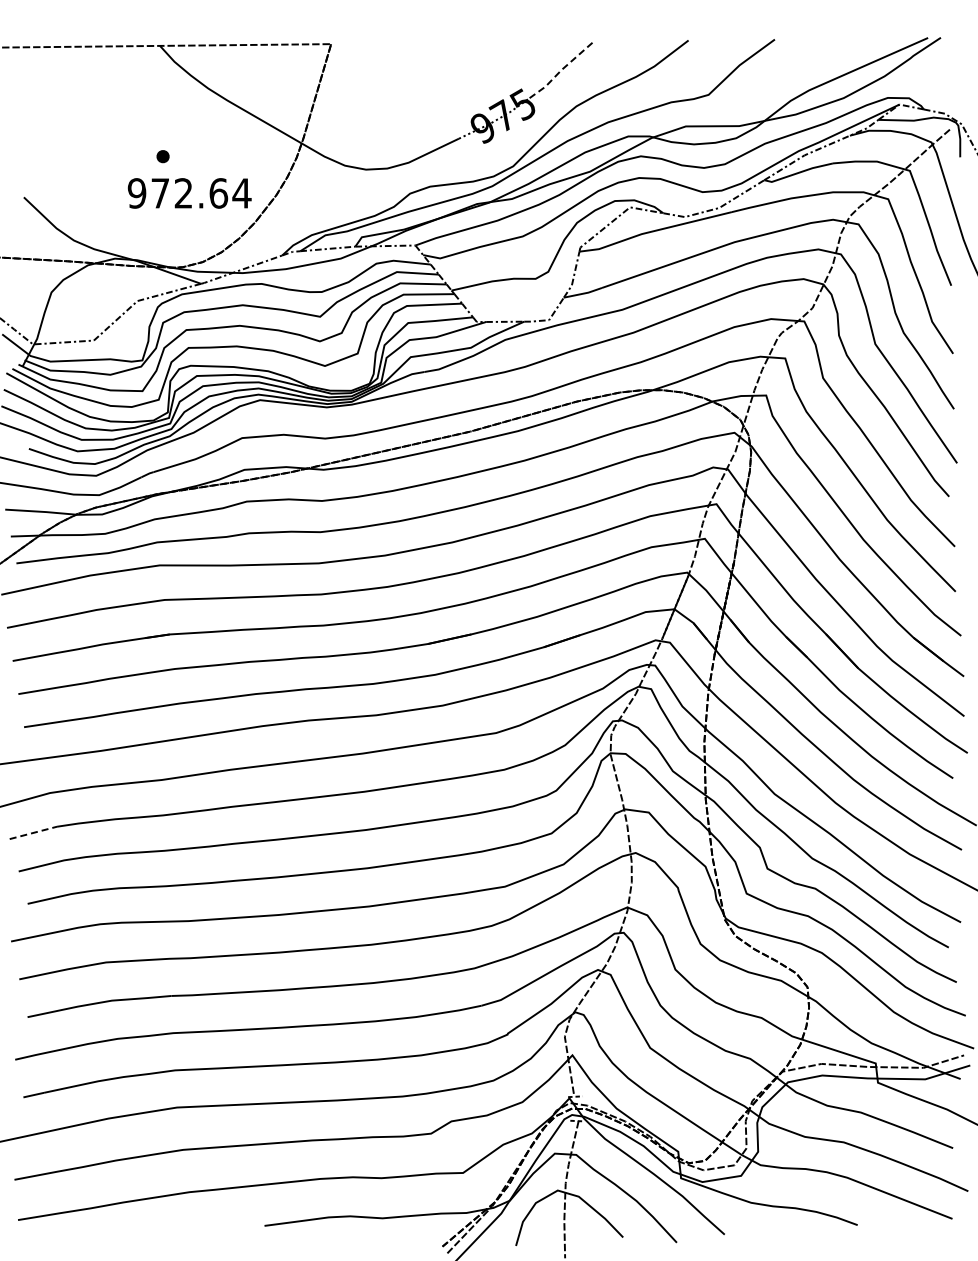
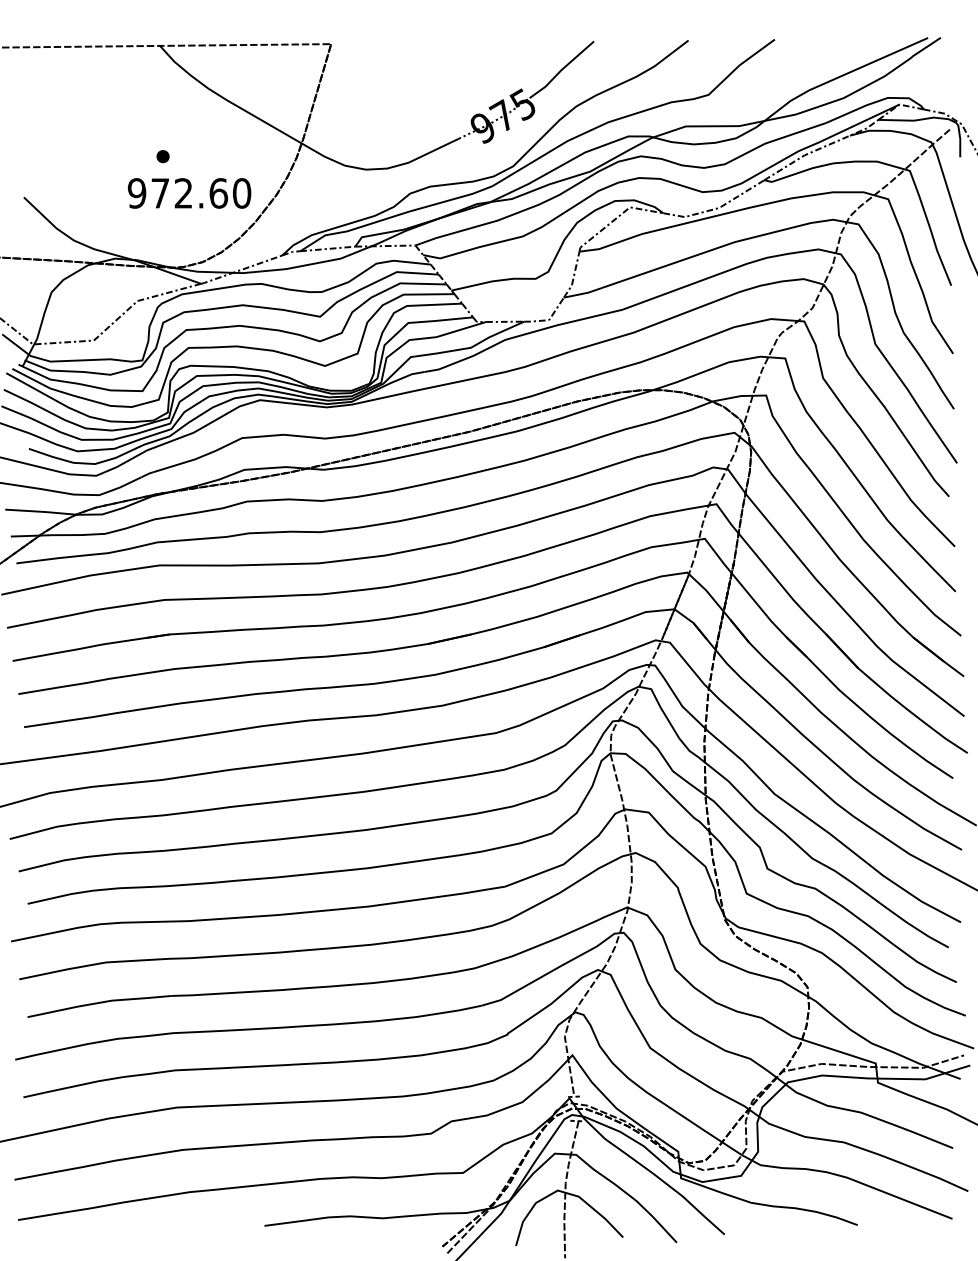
line: dashed -> solid (561, 70)
text: 972.64 -> 972.60 (241, 193)
line: dashed -> solid (33, 832)
